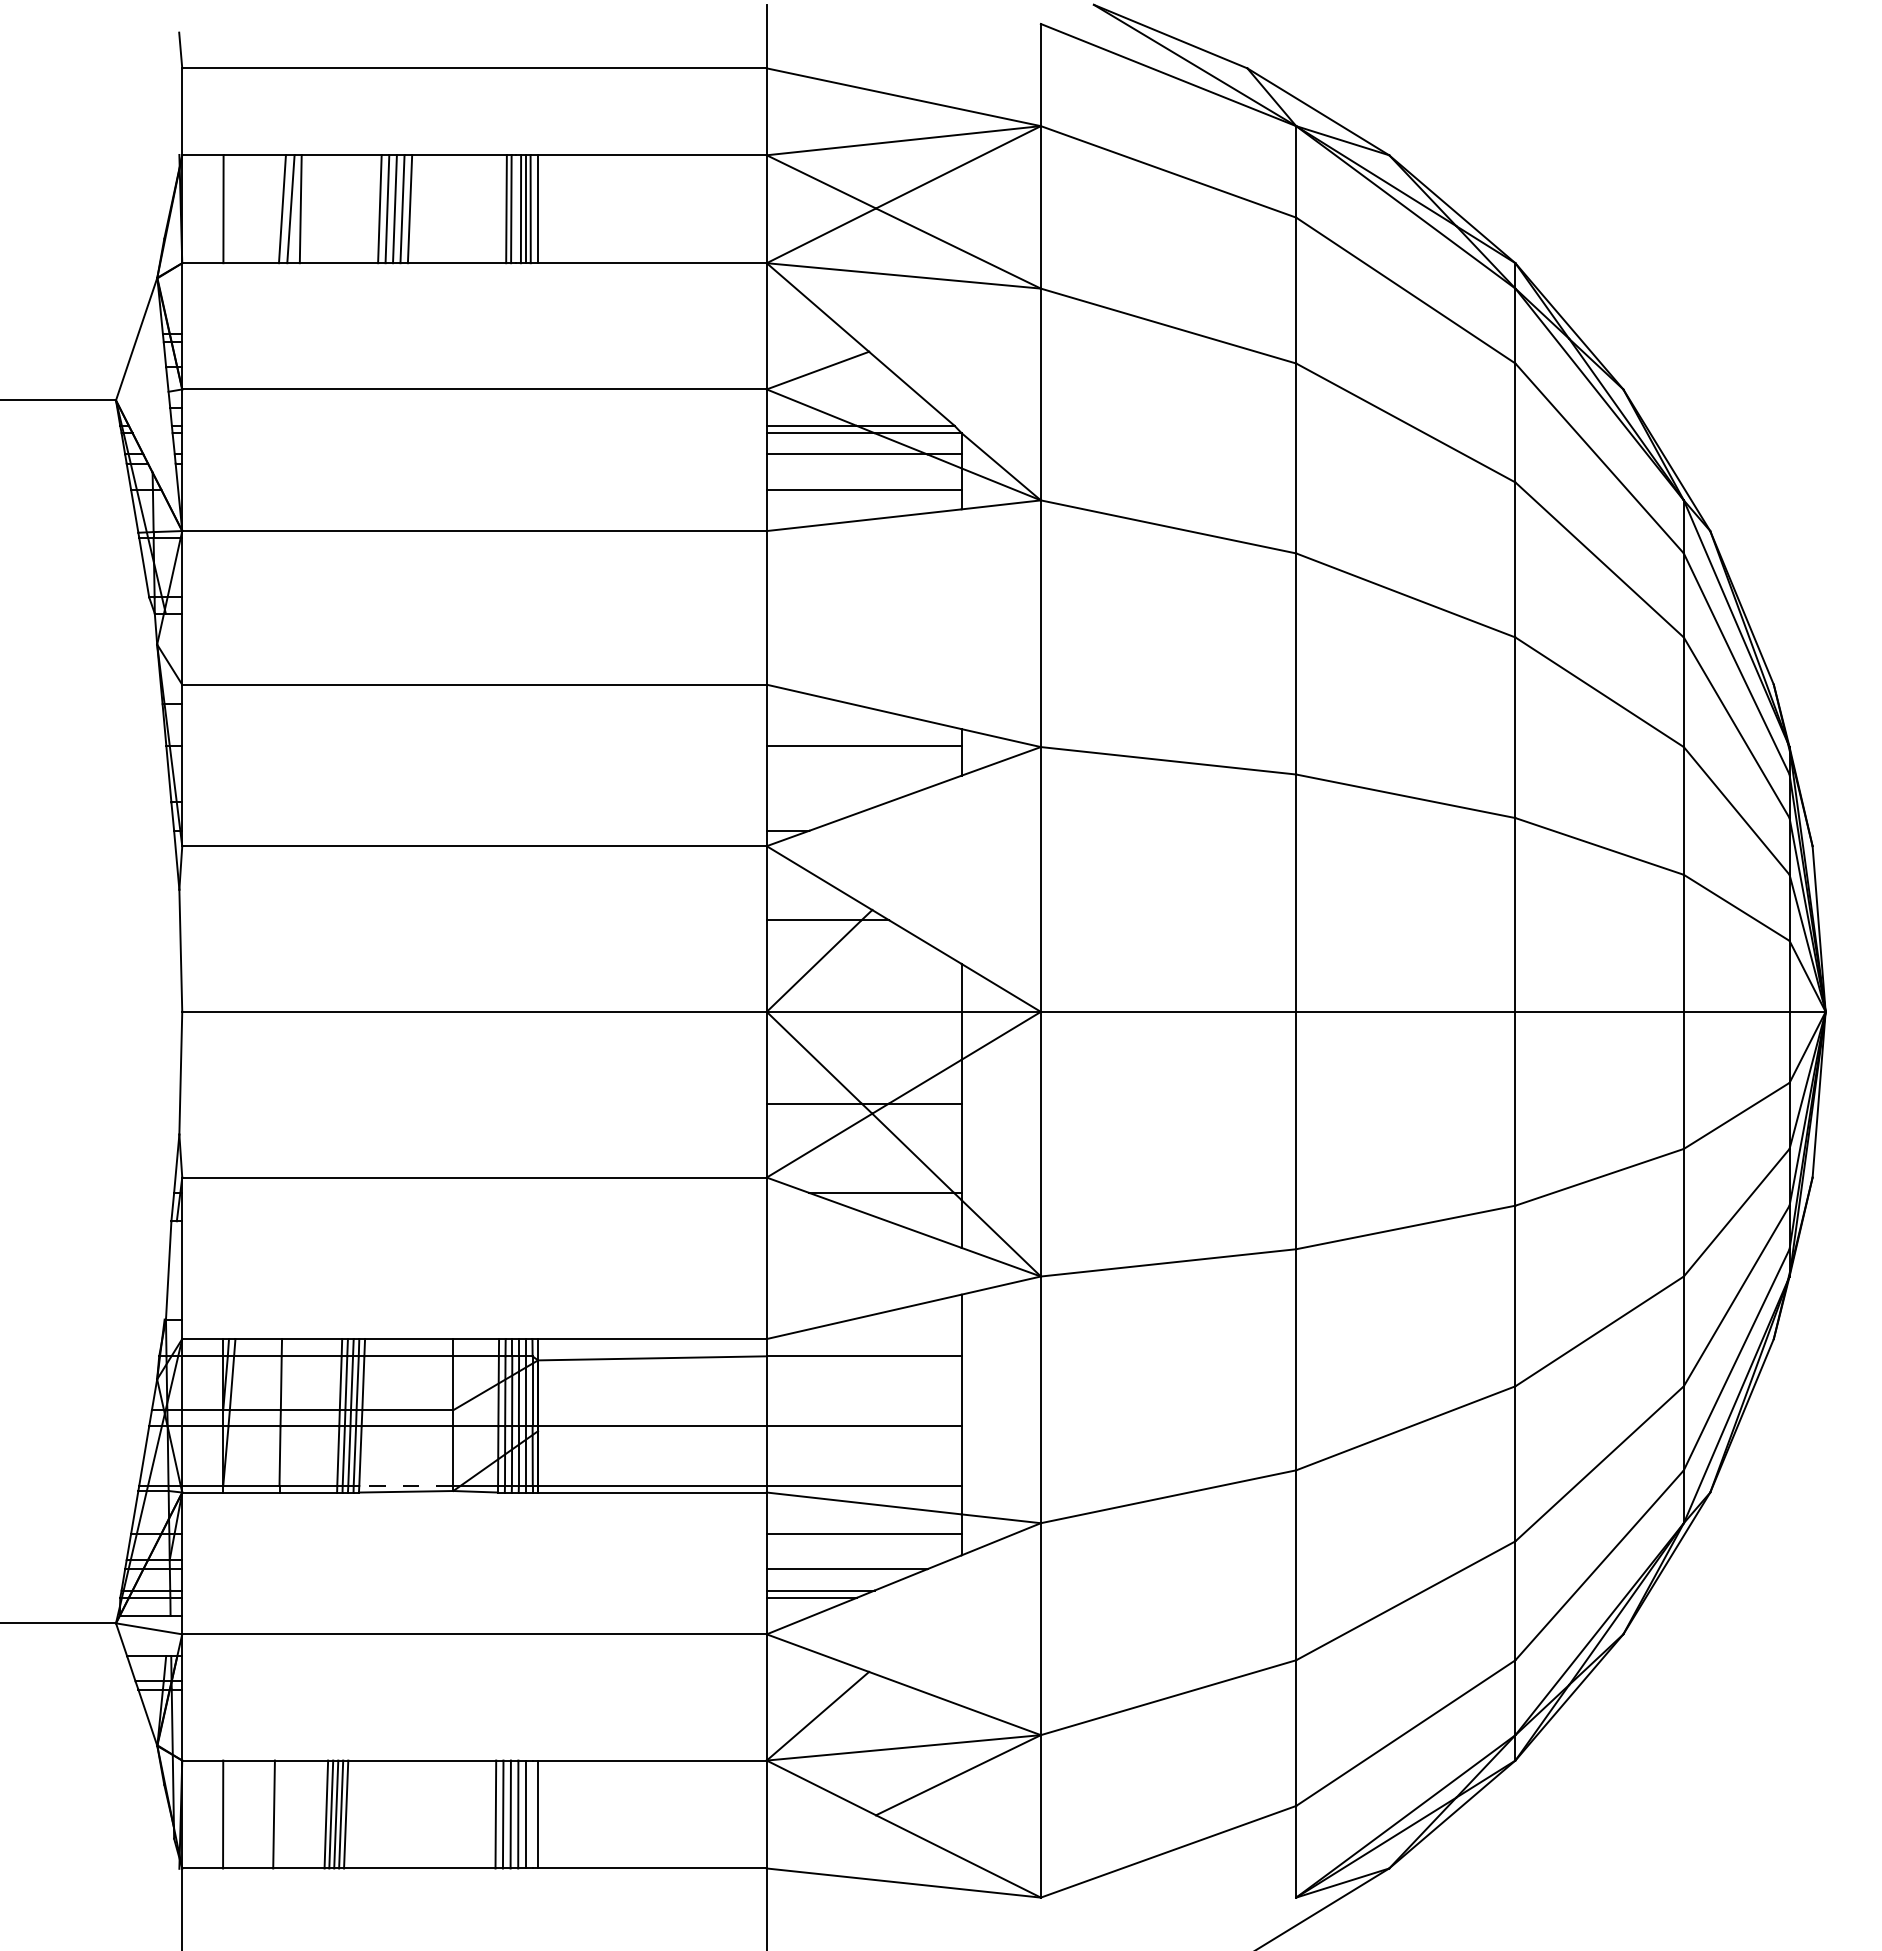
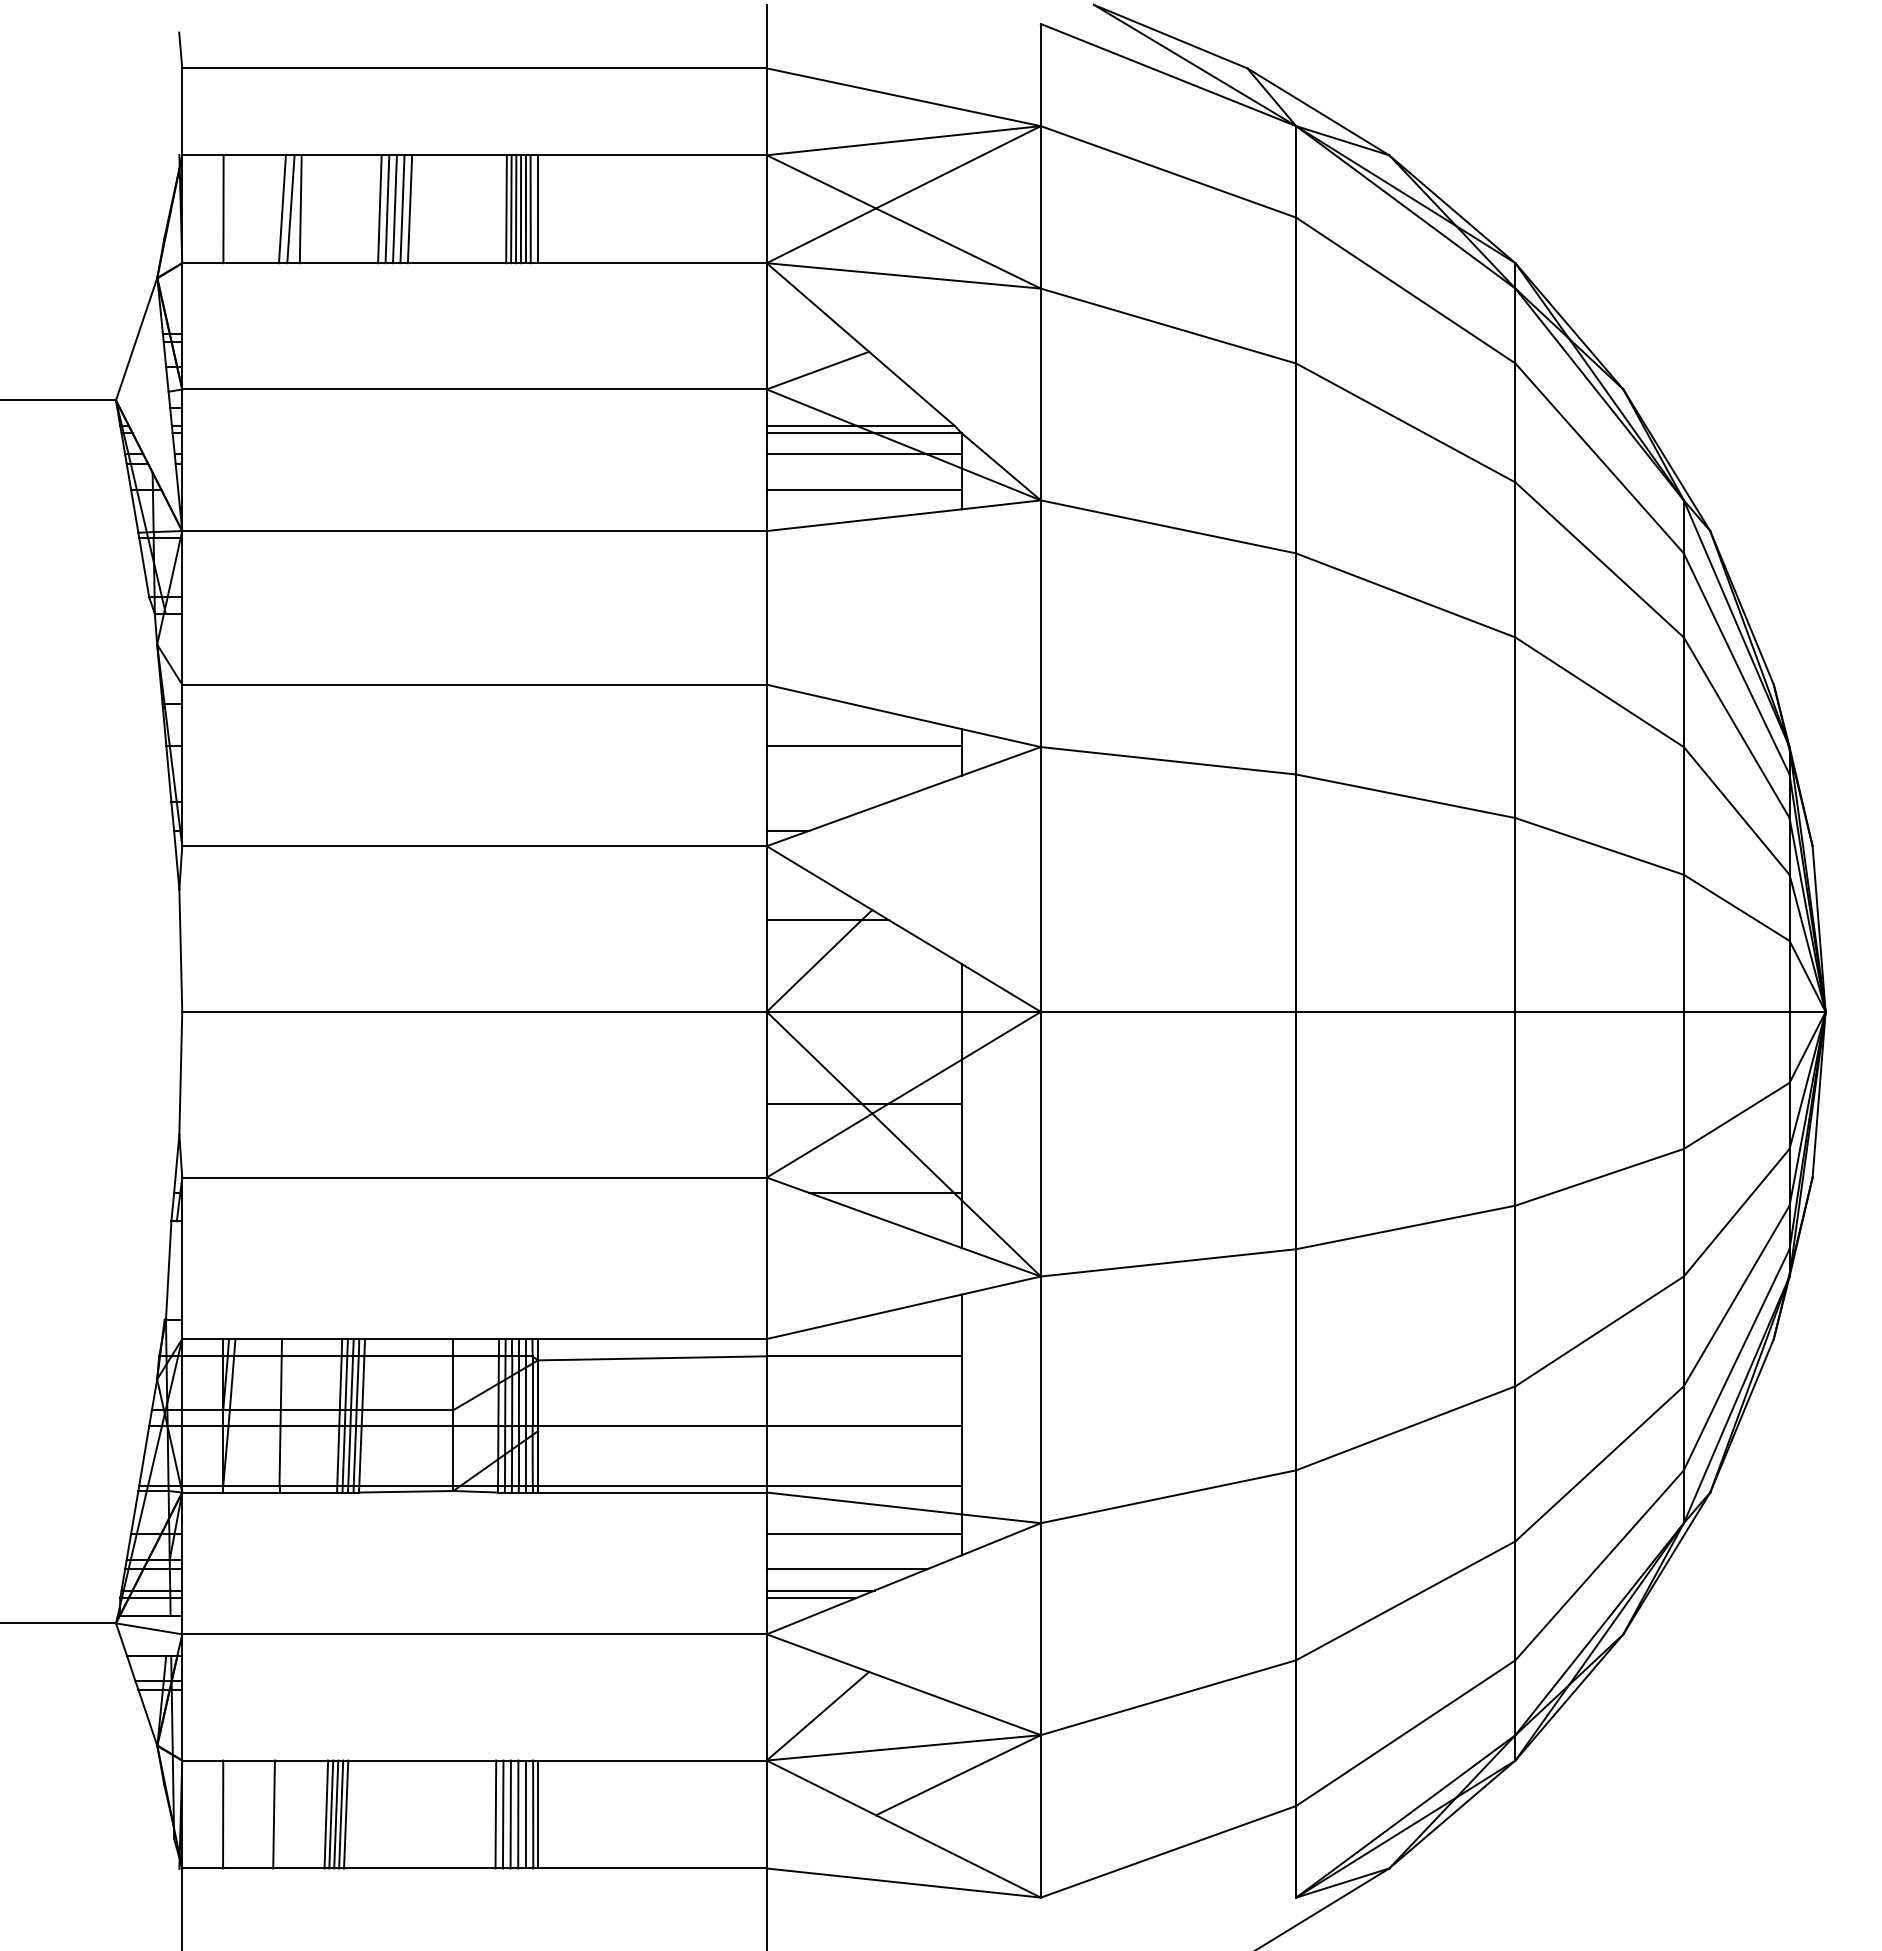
line: none -> present (516, 209)
line: dashed -> solid (405, 1485)
line: none -> present (533, 1814)
